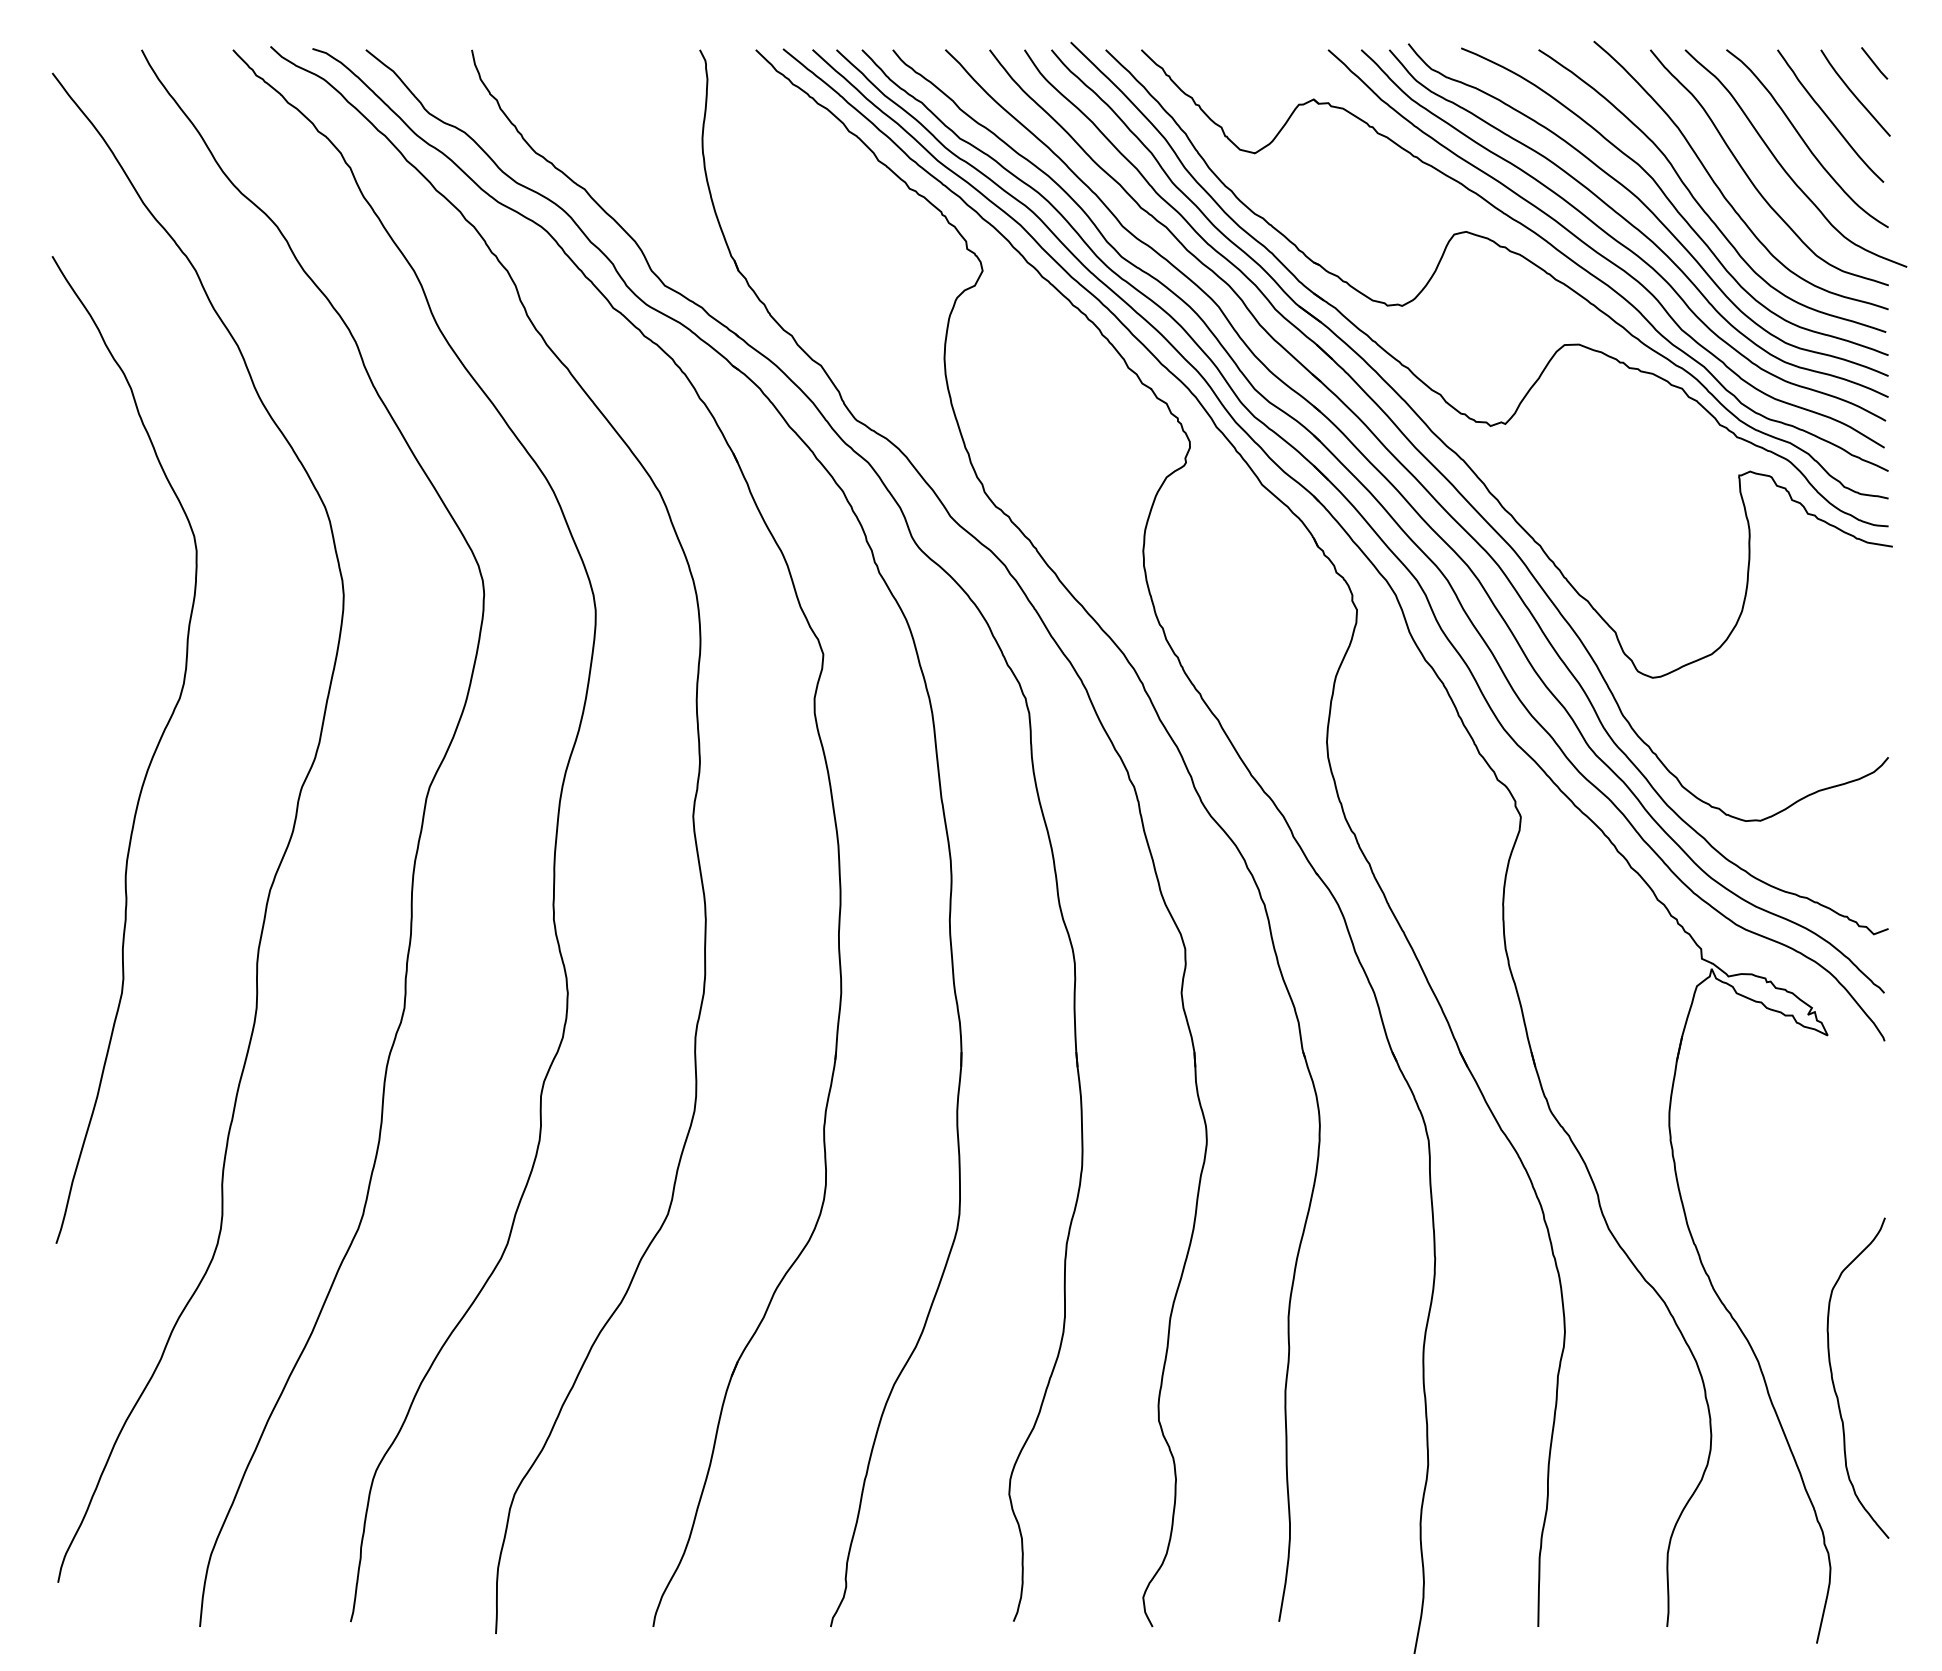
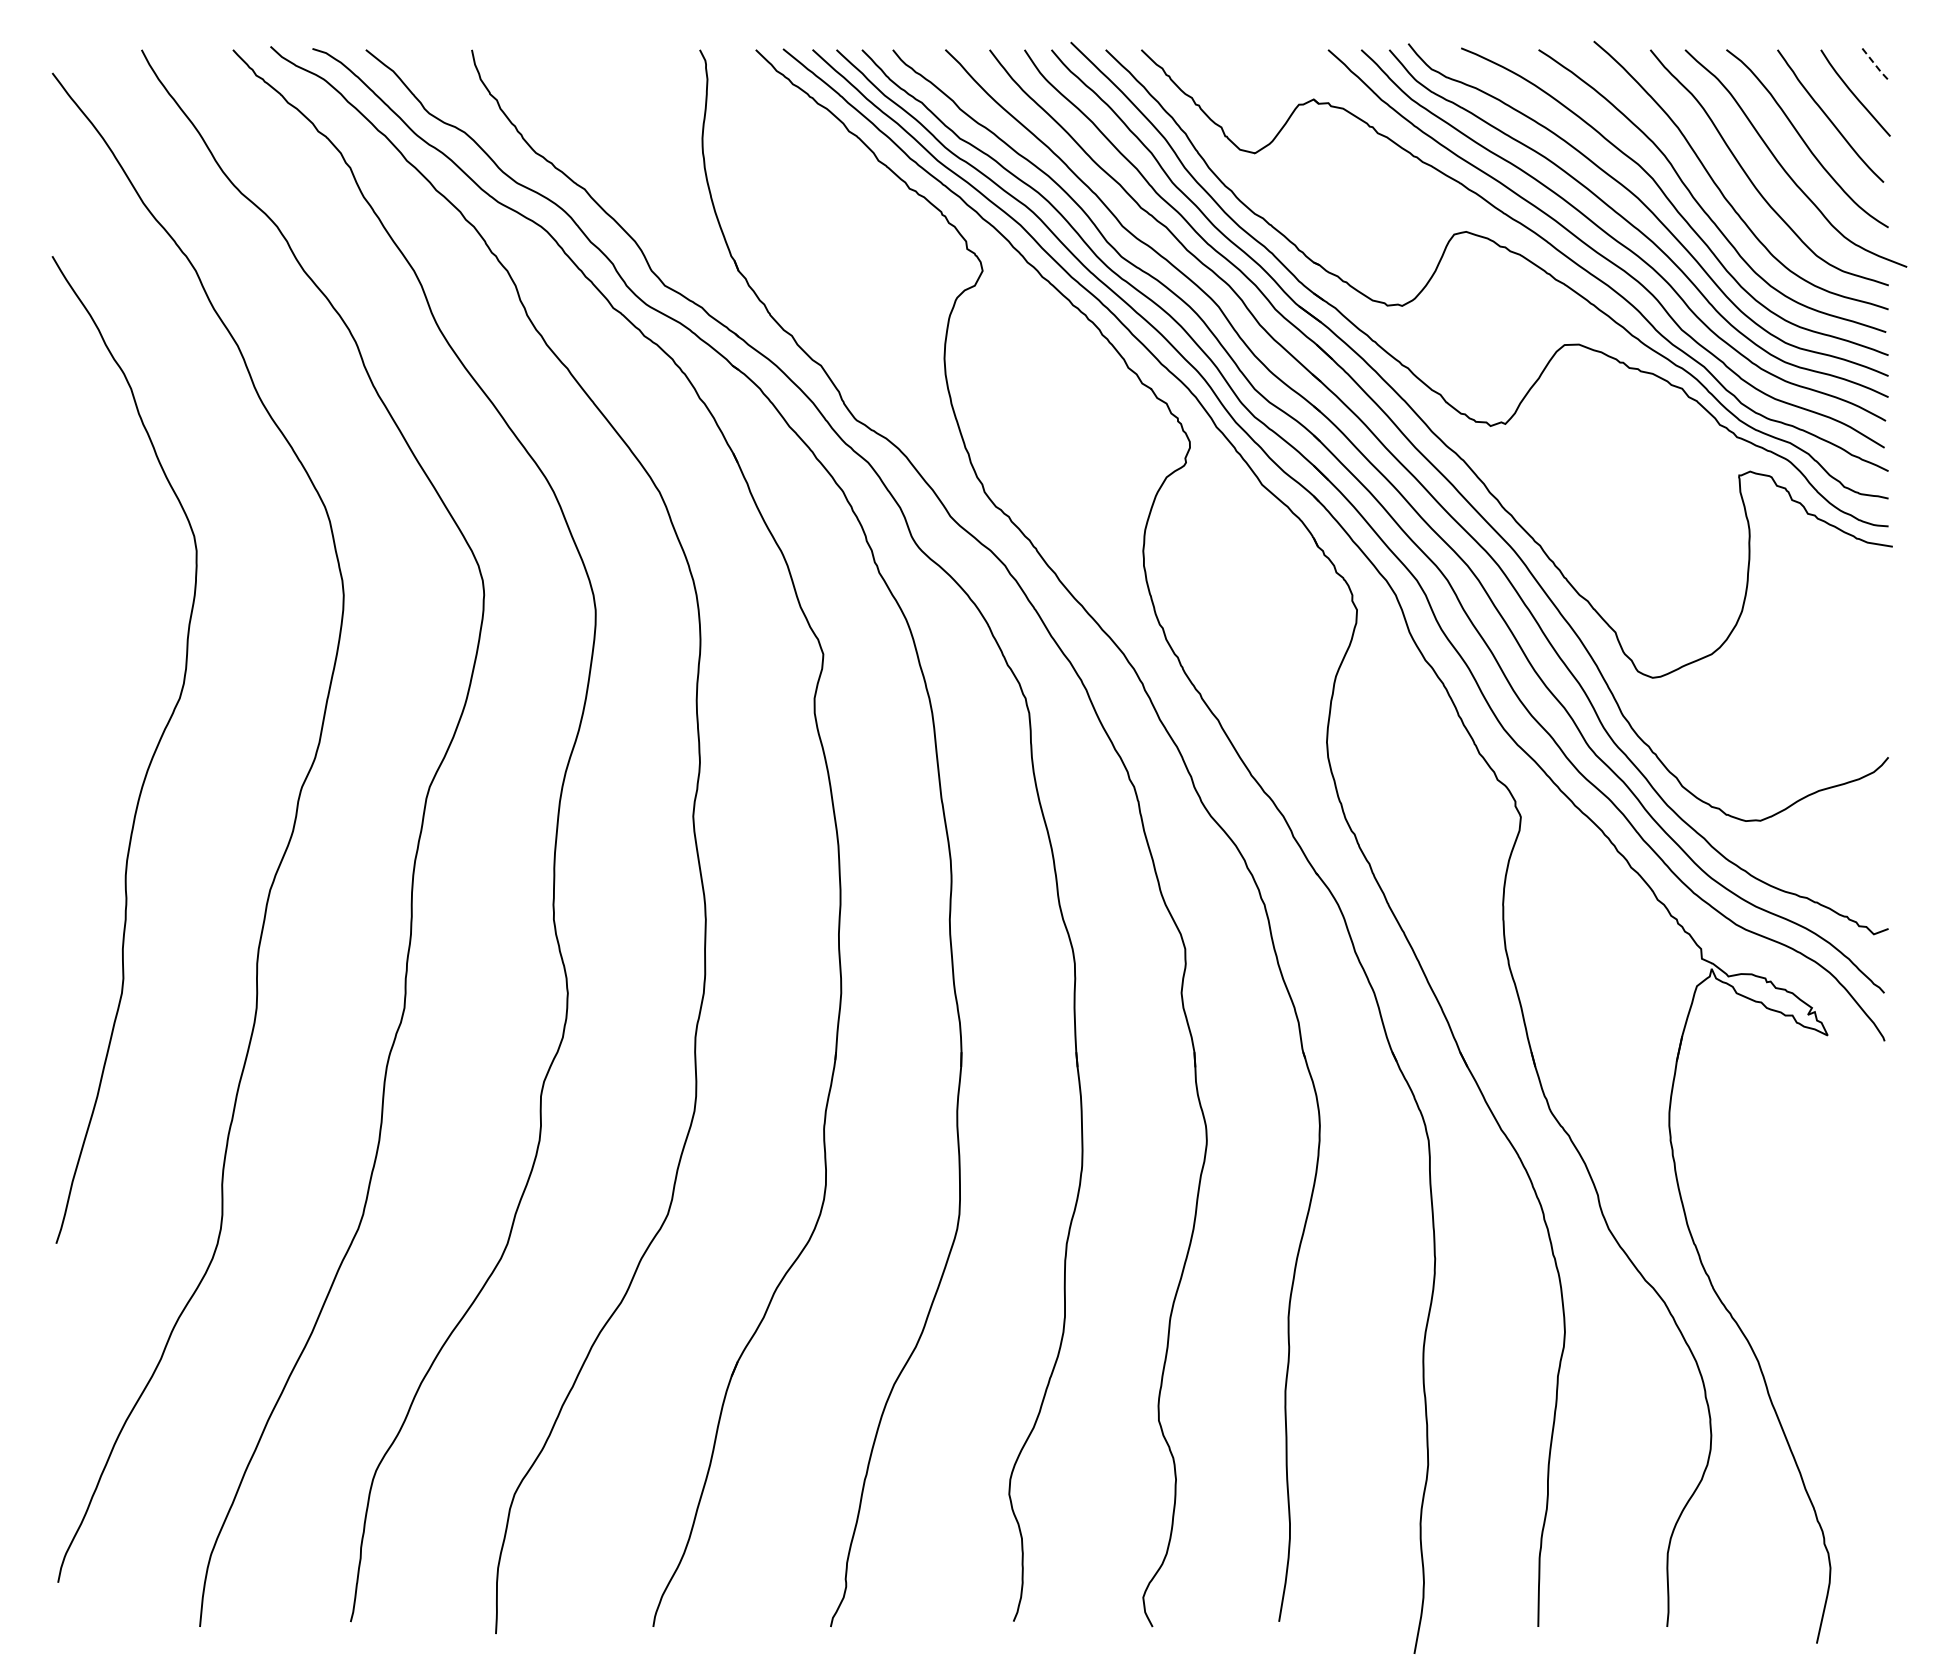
line: solid -> dashed (1874, 63)
curve: present -> none (1834, 1383)
